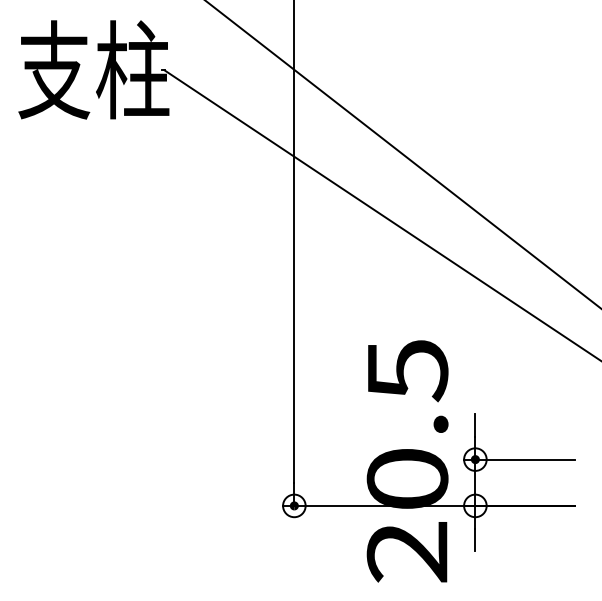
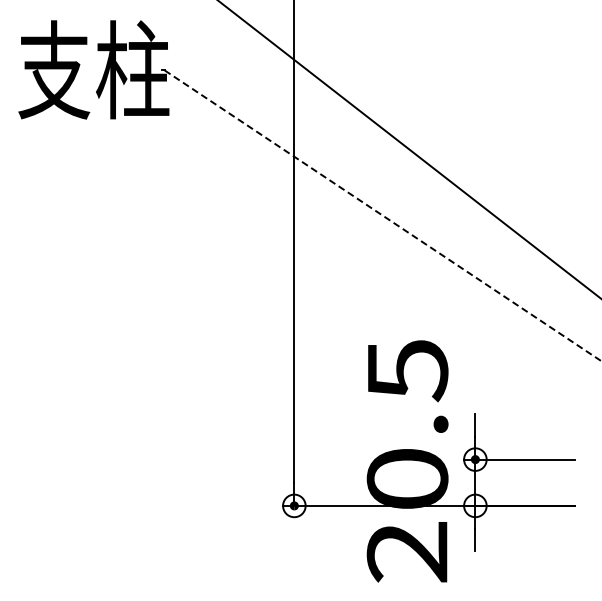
line position: (402, 154) -> (409, 149) (409, 149)
line: solid -> dashed (383, 216)
